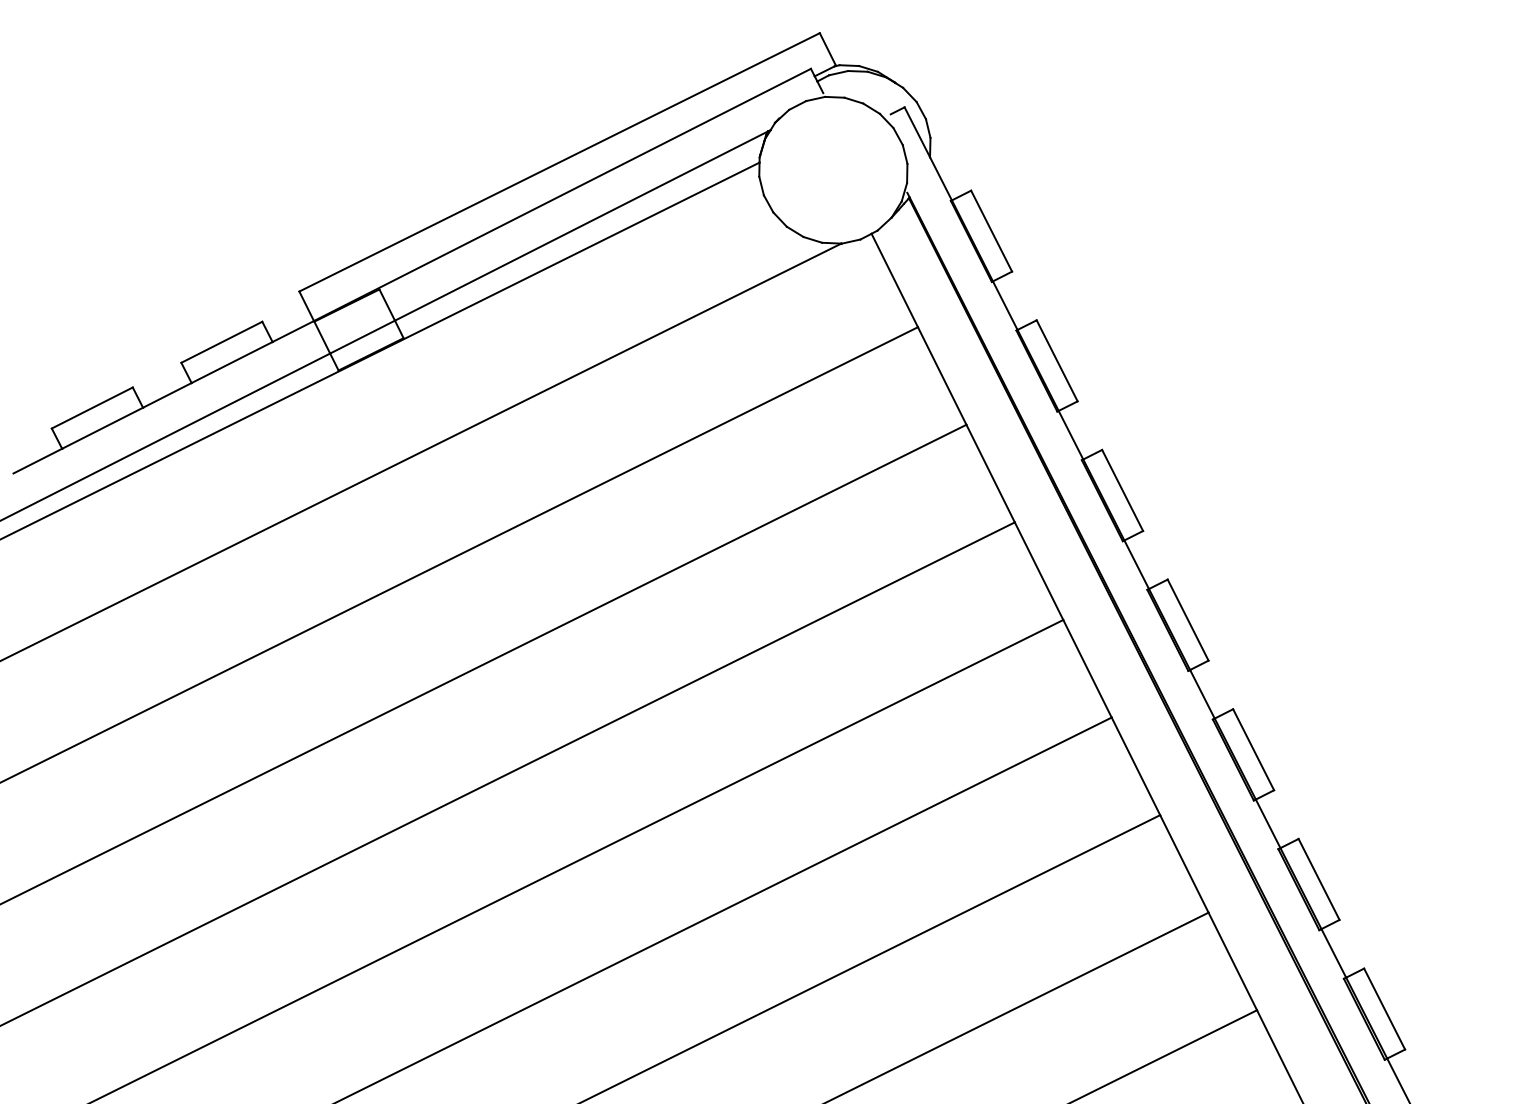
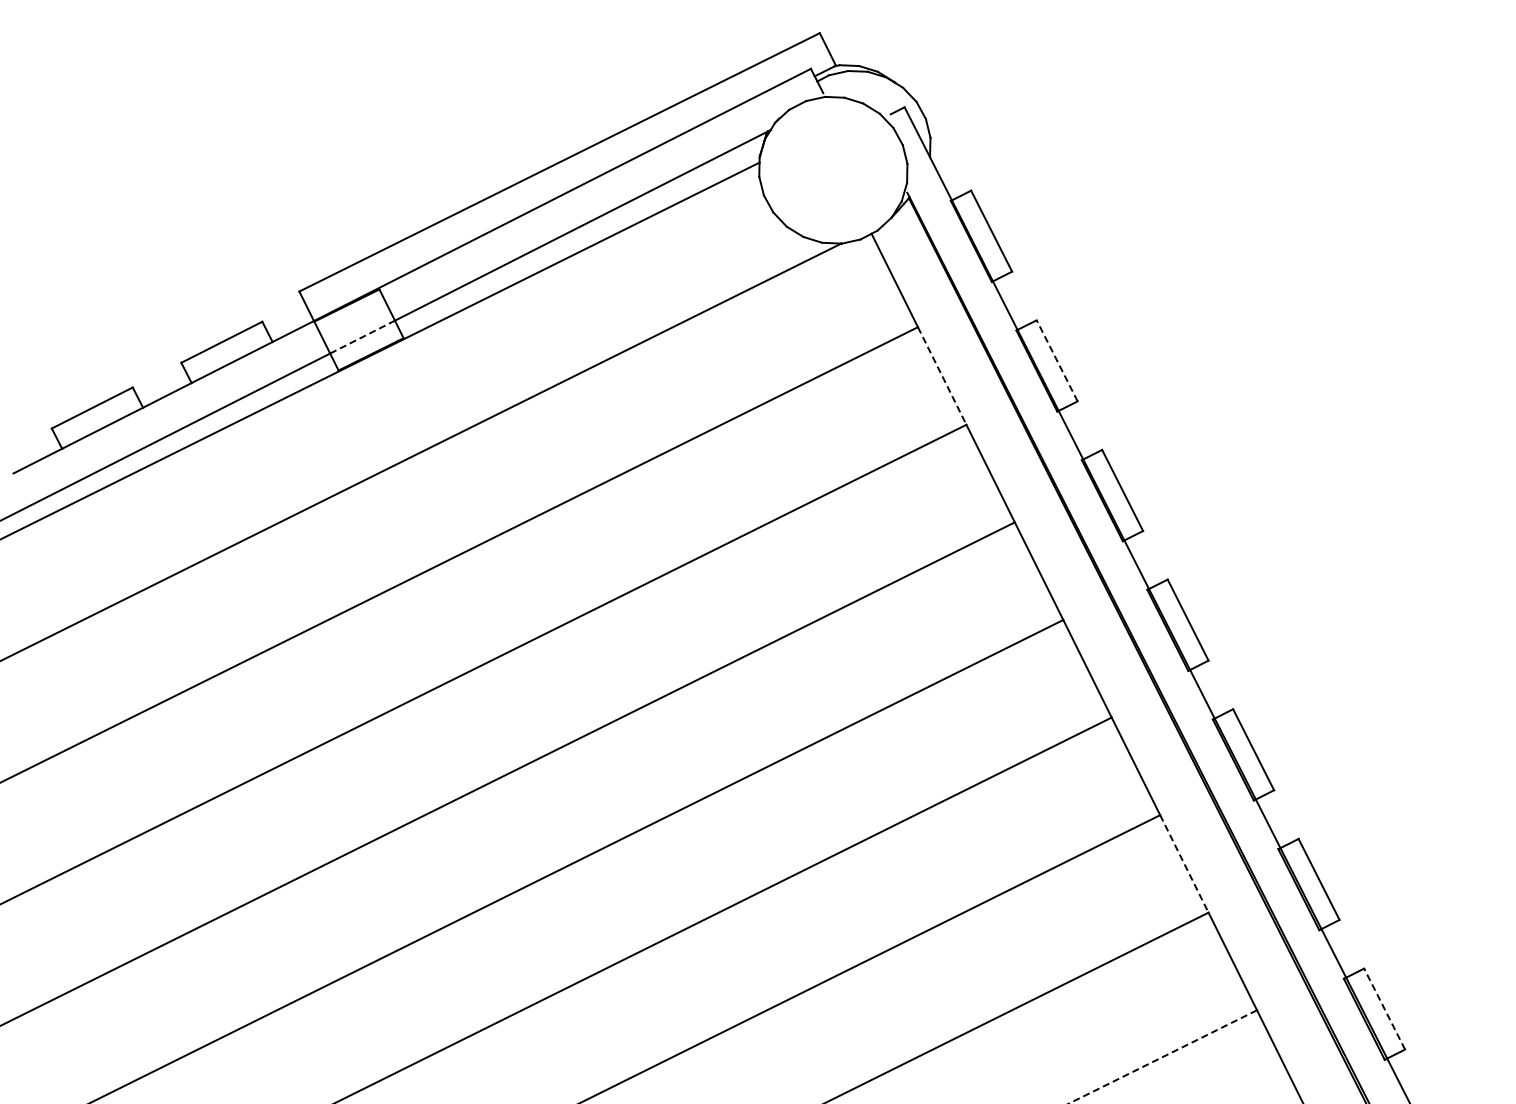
line: solid -> dashed (363, 336)
line: solid -> dashed (1056, 360)
line: solid -> dashed (942, 376)
line: solid -> dashed (1184, 864)
line: solid -> dashed (1384, 1008)
line: solid -> dashed (1163, 1056)
